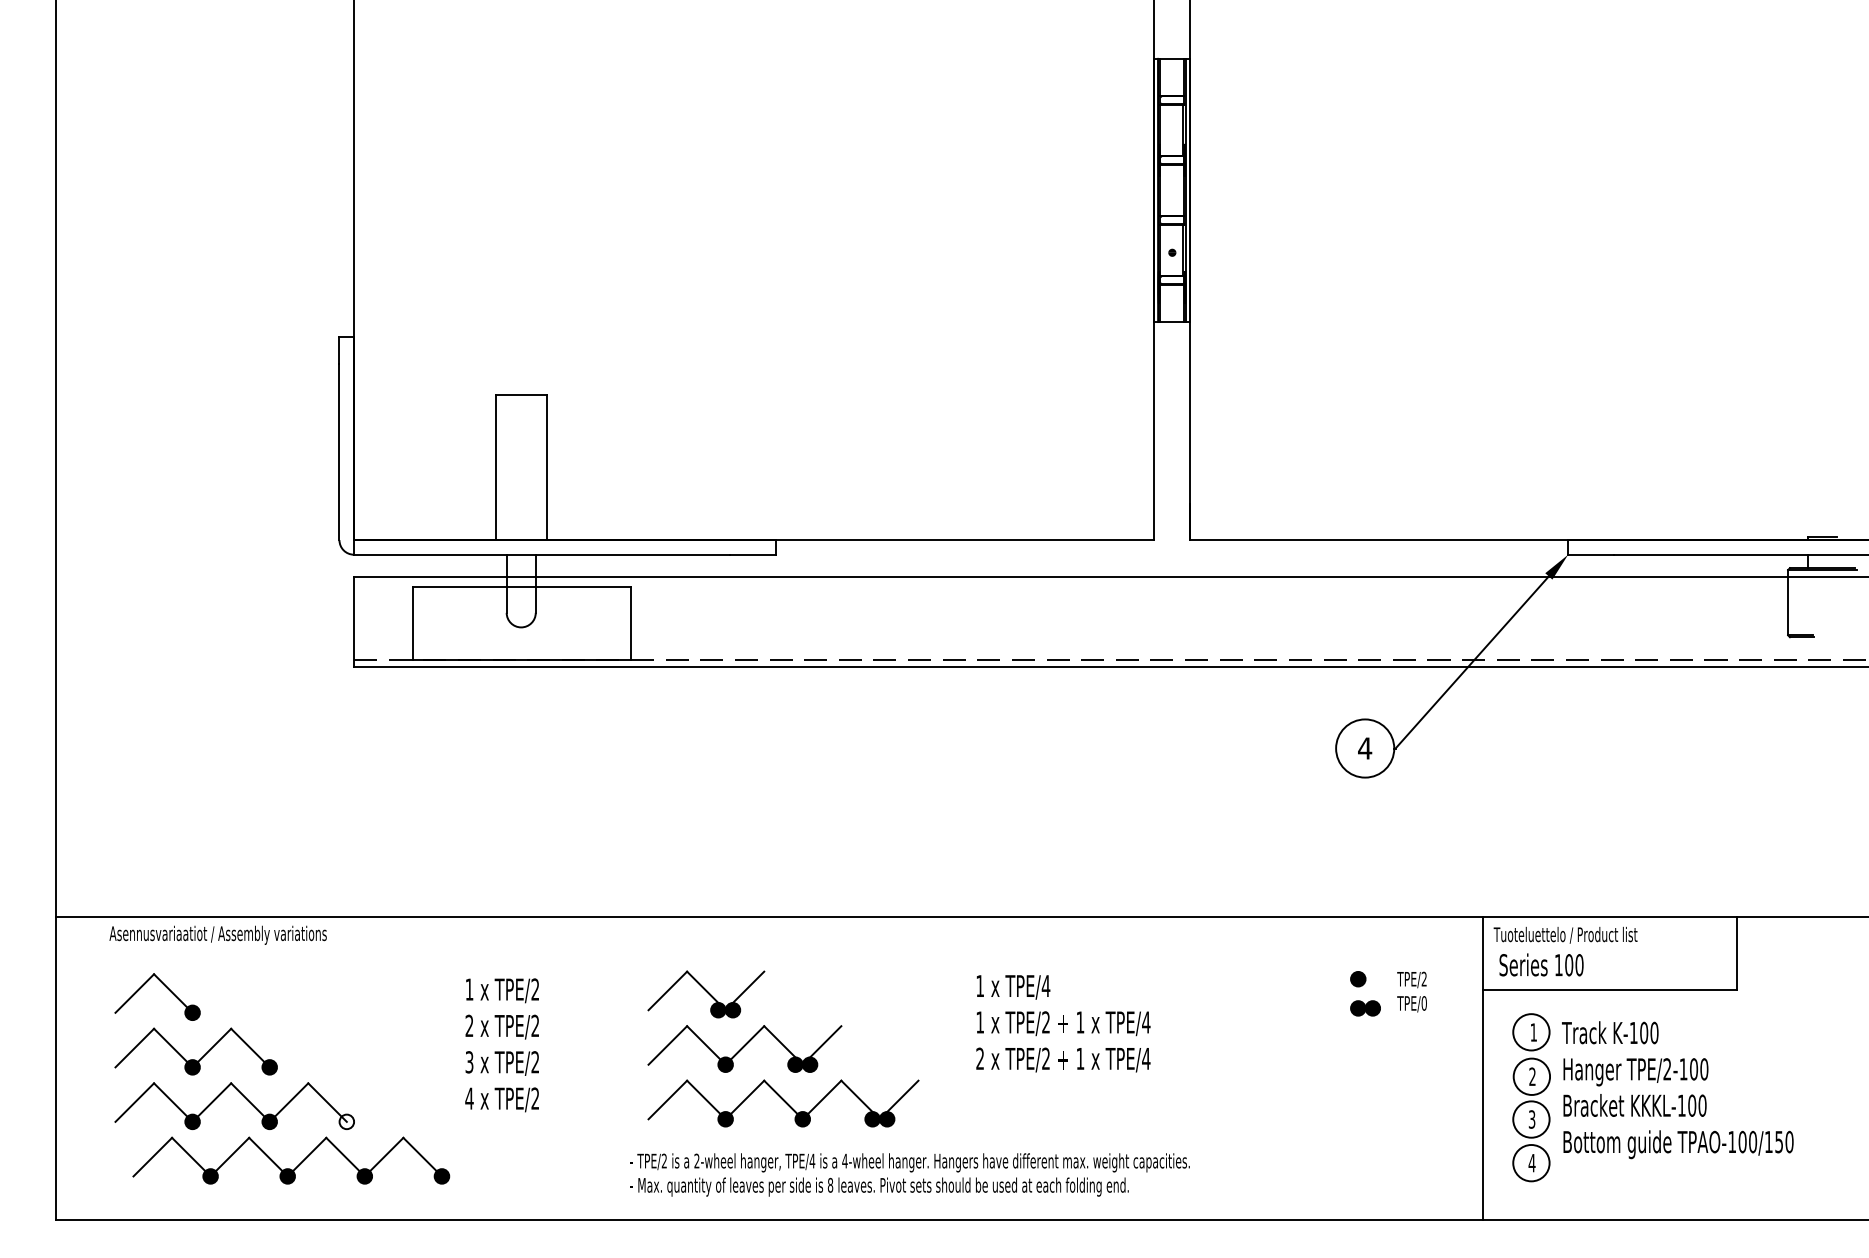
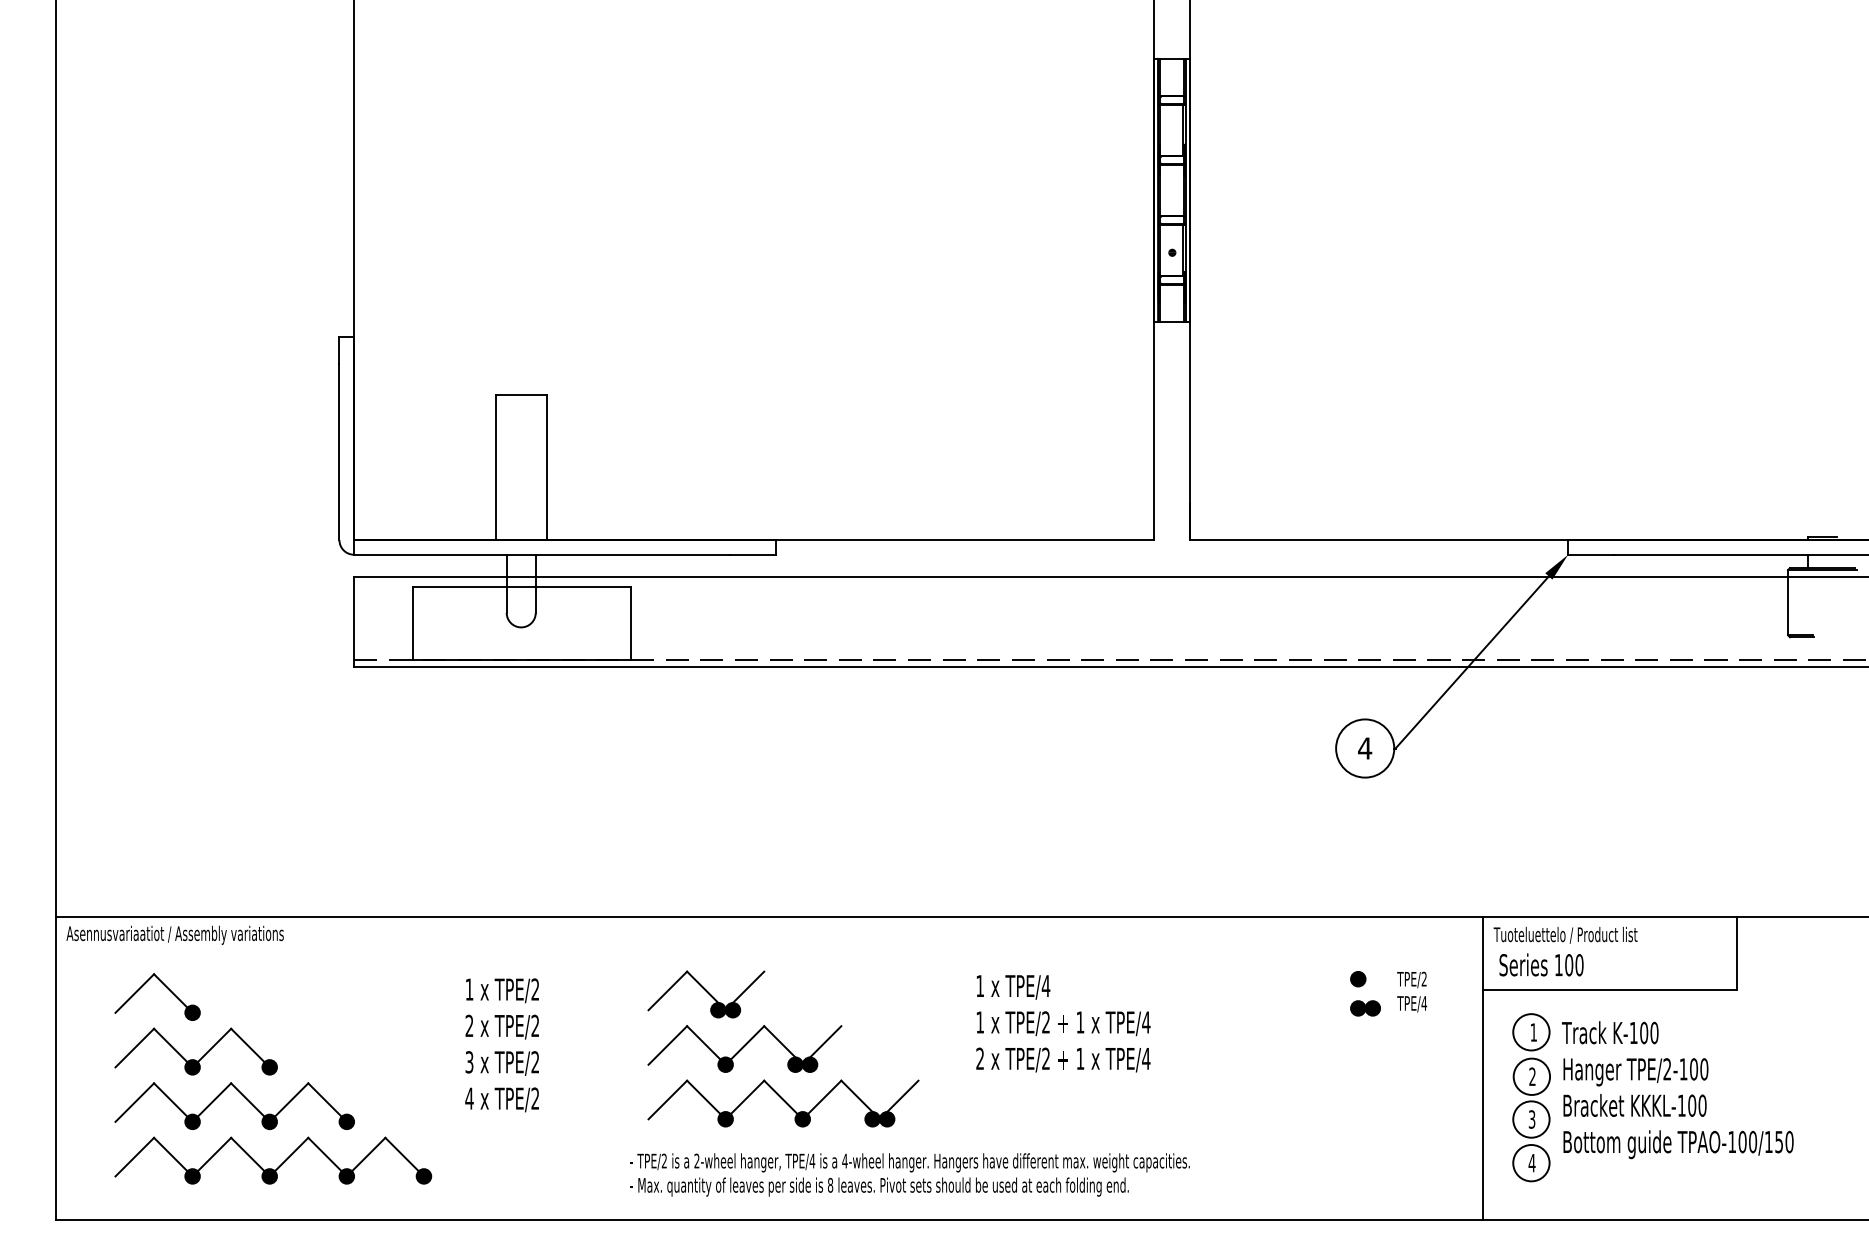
text position: (217, 934) -> (174, 934) (174, 934)
text: TPE/0 -> TPE/4 (1424, 1003)
fill: none -> present (346, 1121)
part position: (297, 1165) -> (279, 1165) (279, 1165)
